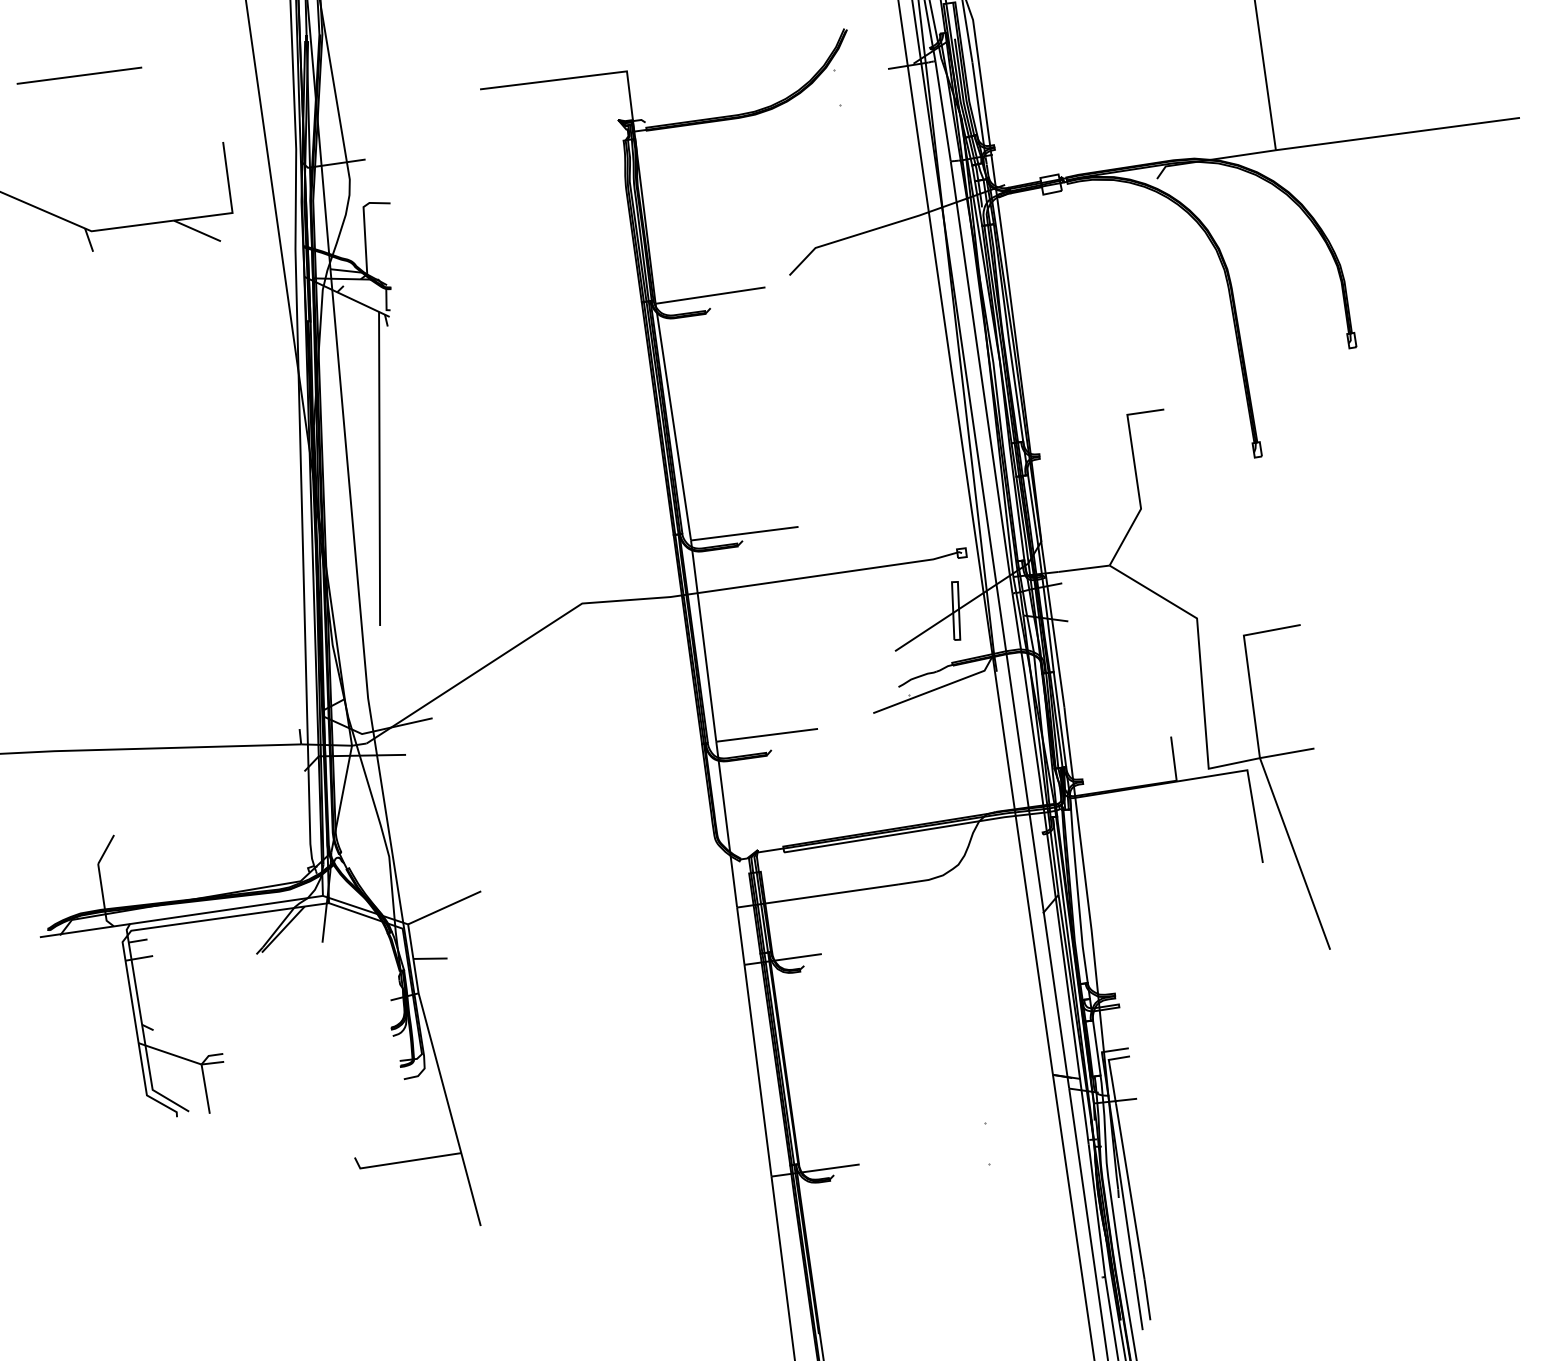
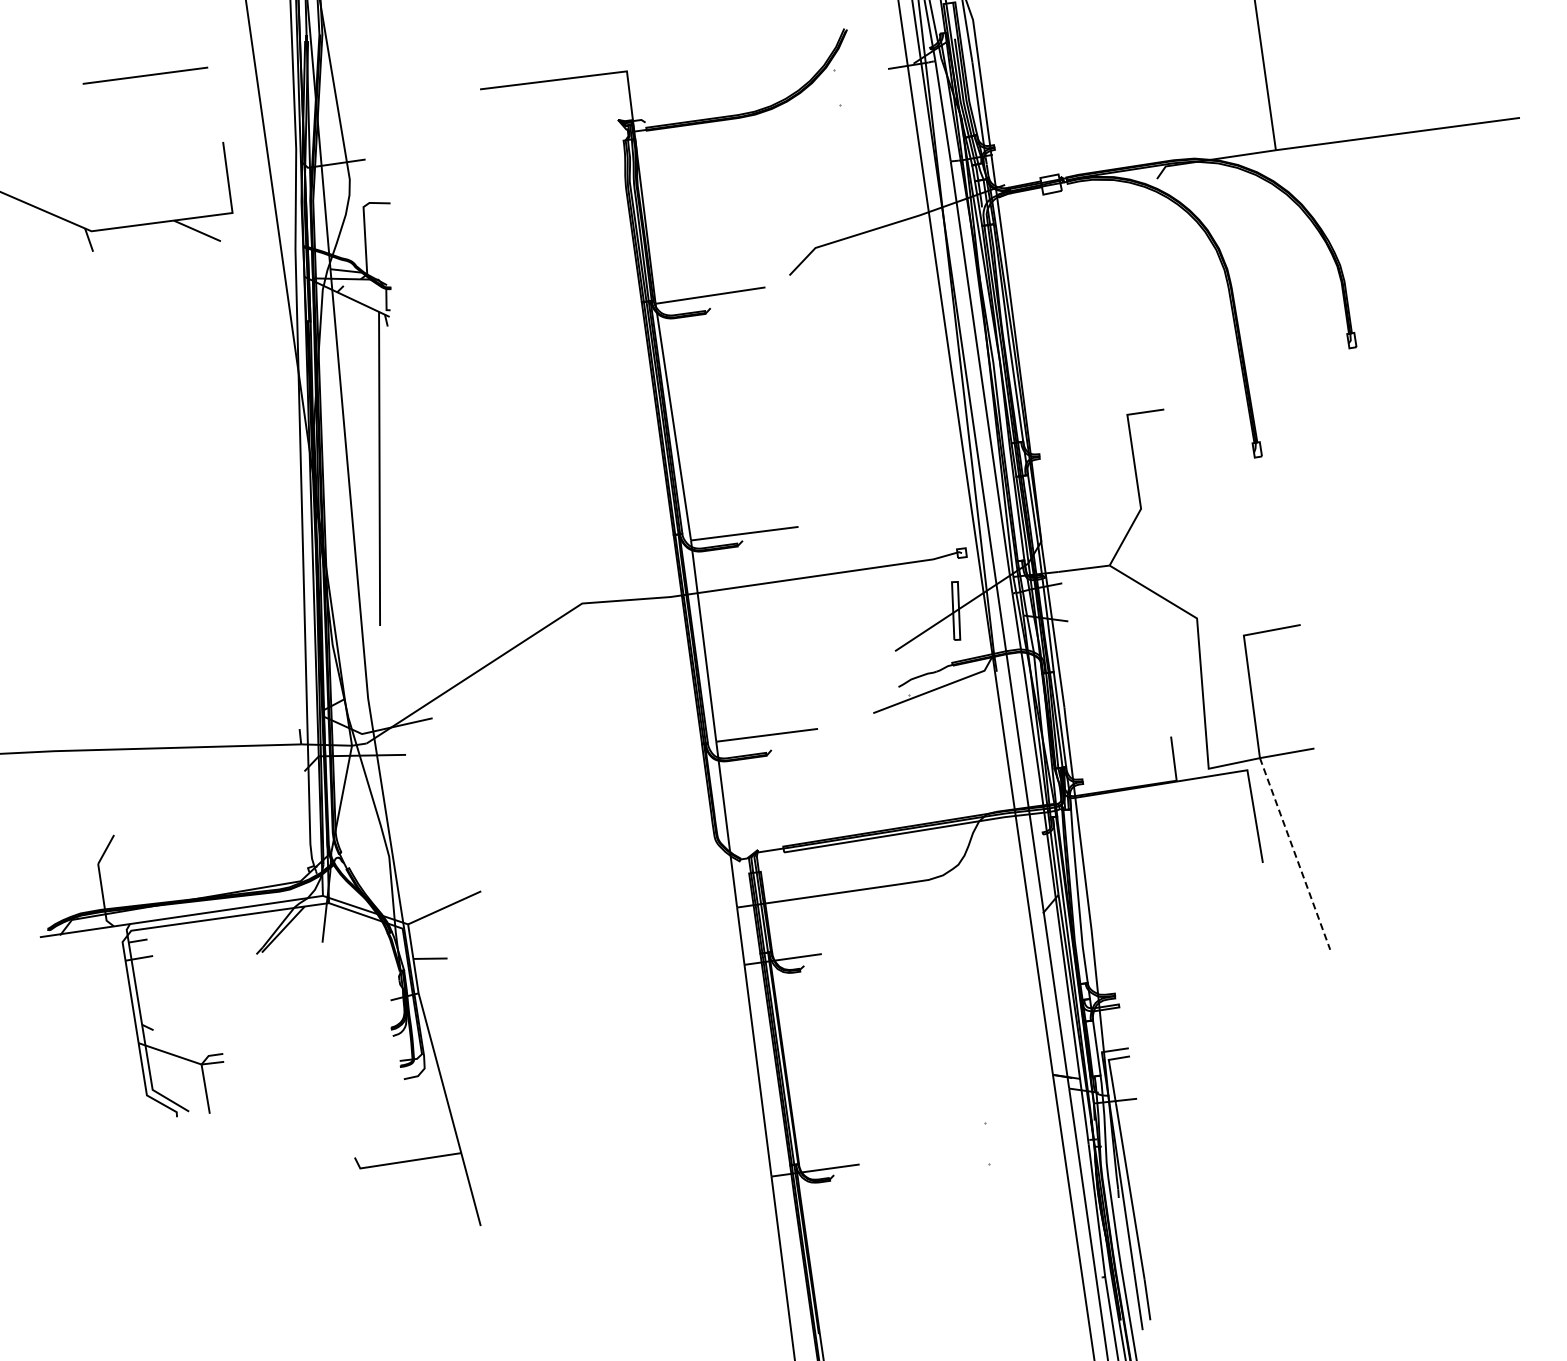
line position: (79, 75) -> (145, 75) (145, 75)
line: solid -> dashed (1295, 854)
